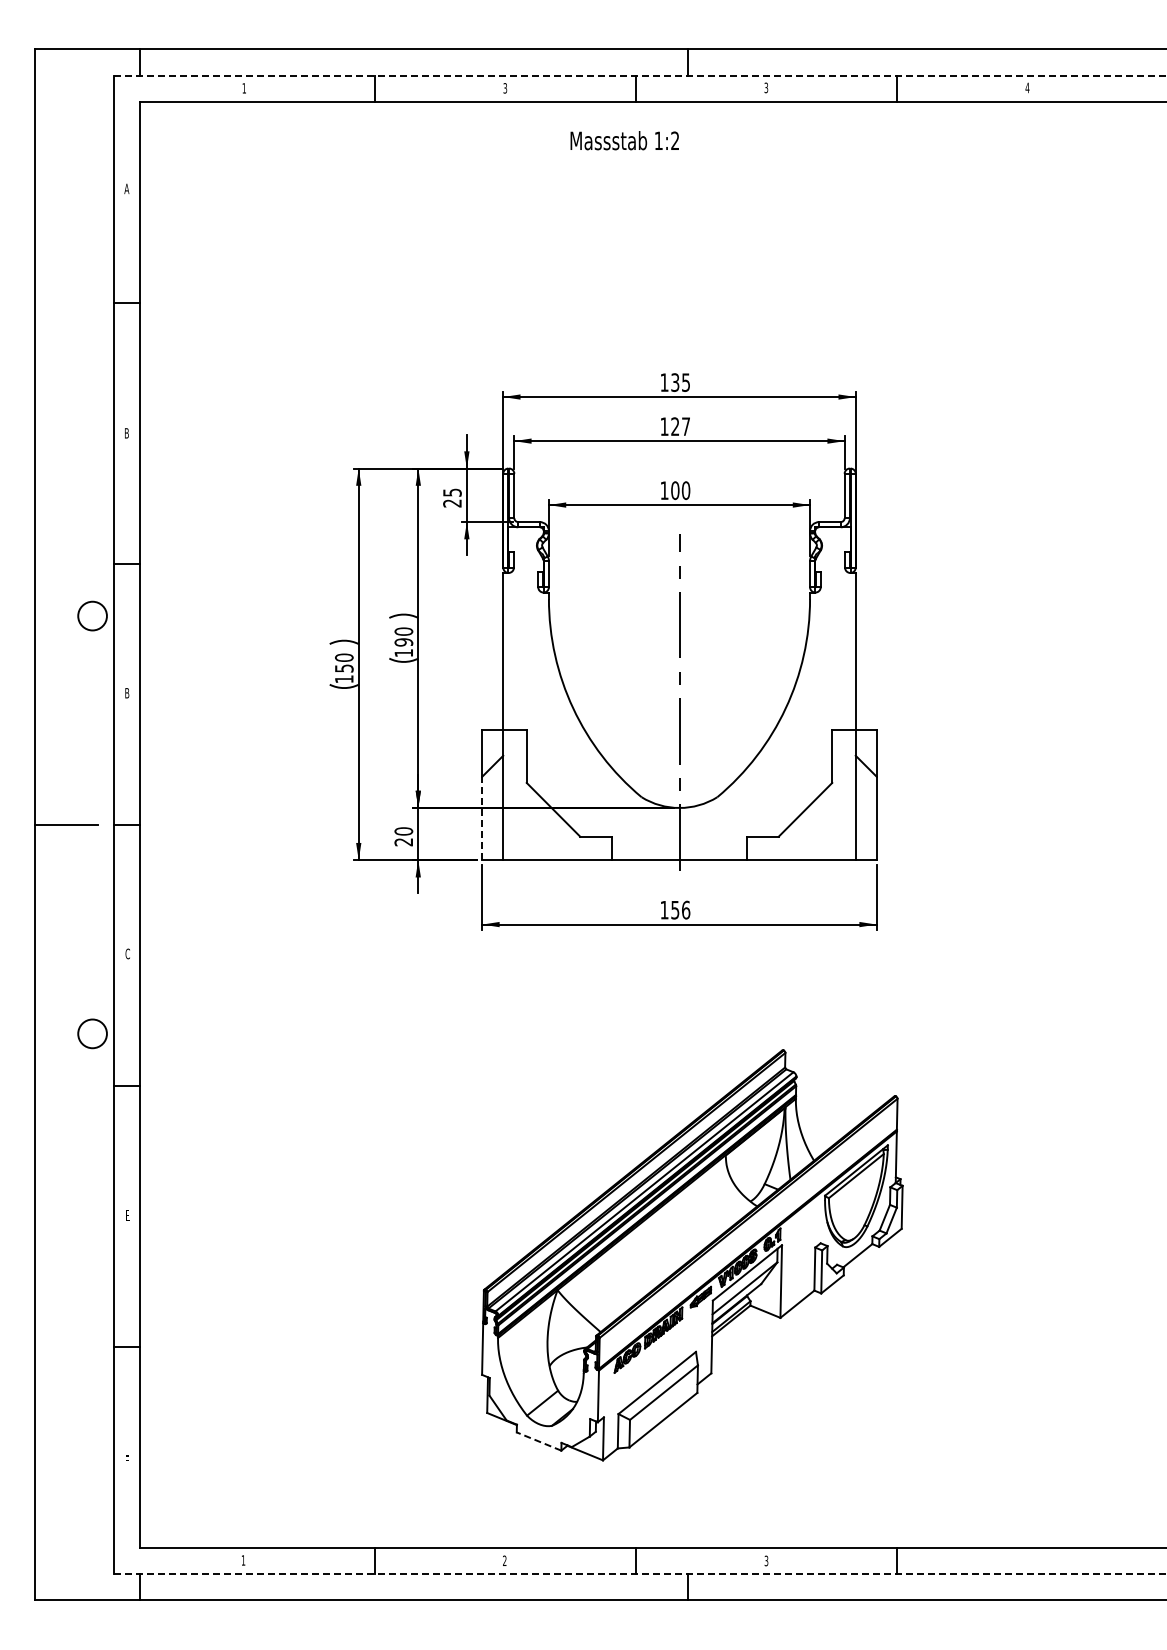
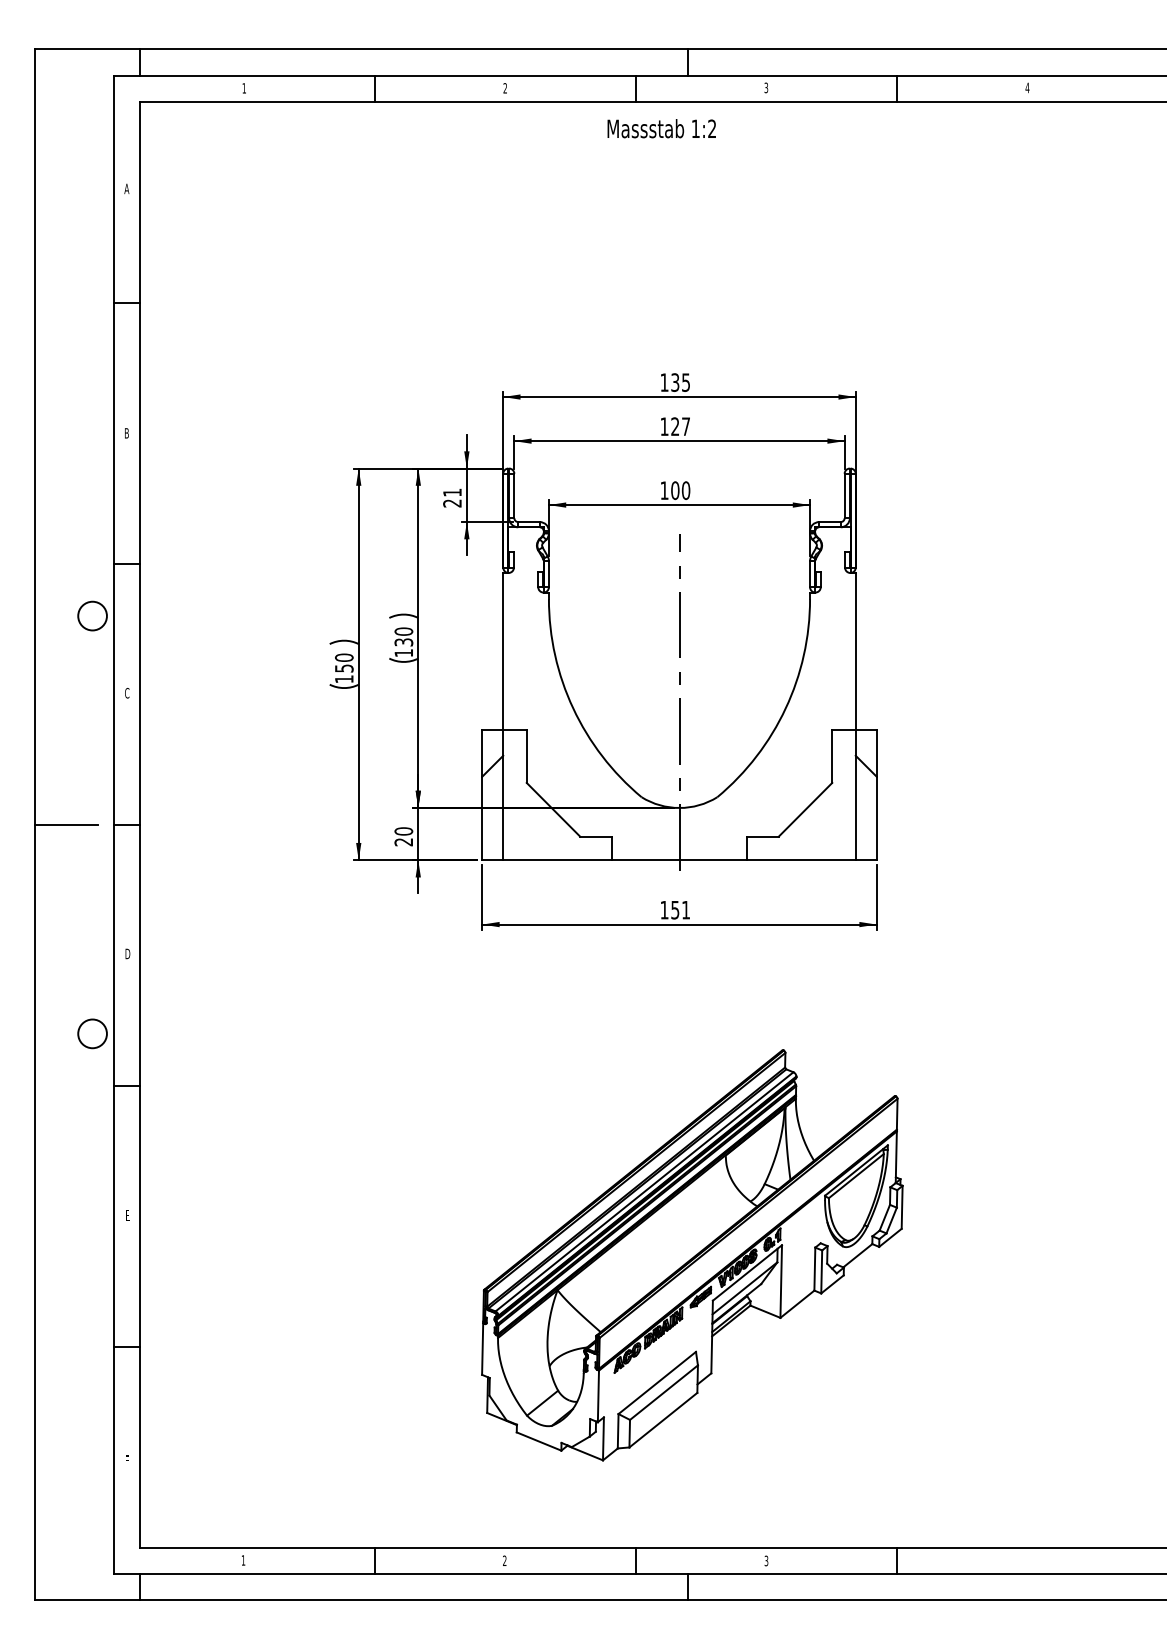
line: dashed -> solid (640, 75)
text: 3 -> 2 (505, 88)
text position: (624, 140) -> (661, 128) (661, 128)
text: 25 -> 21 (452, 492)
text: 190 -> 130 (403, 642)
text: B -> C (127, 692)
line: dashed -> solid (482, 818)
text: 156 -> 151 (686, 909)
text: C -> D (127, 953)
line: dashed -> solid (538, 1441)
line: dashed -> solid (640, 1574)
